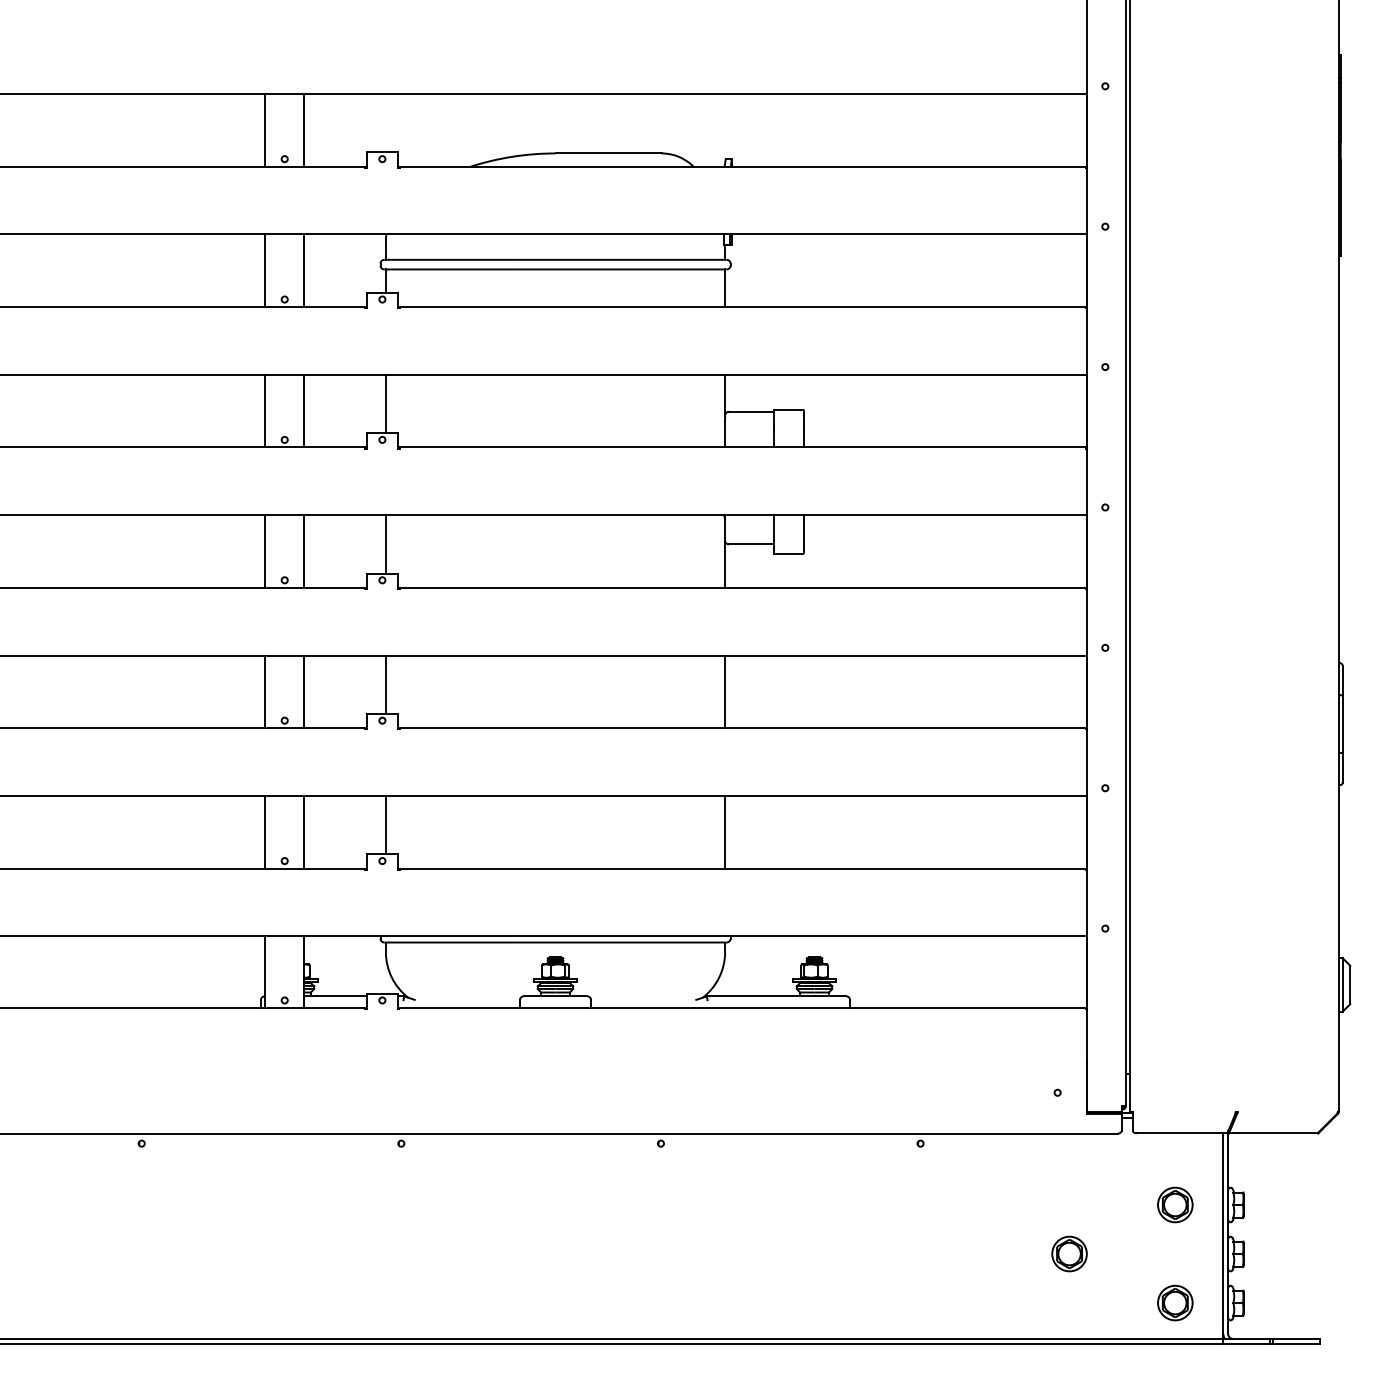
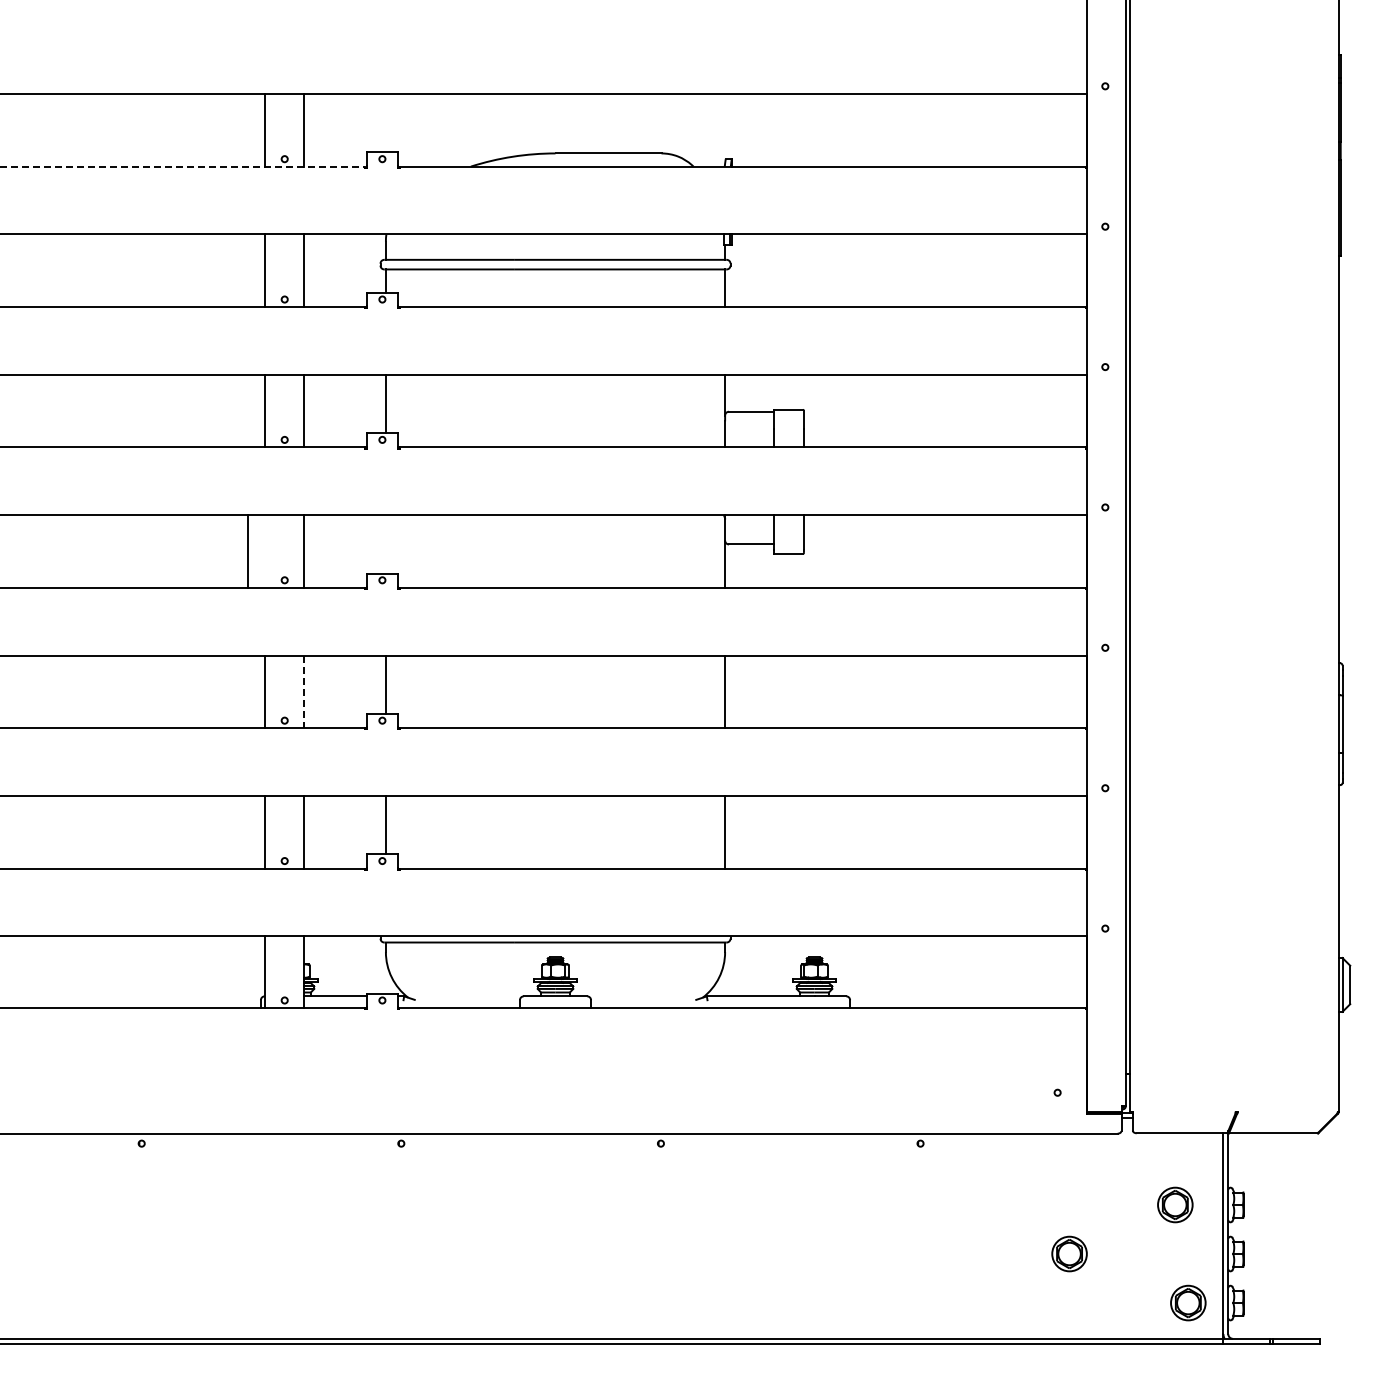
line: solid -> dashed (183, 166)
line: present -> none (385, 544)
line position: (265, 551) -> (248, 551) (248, 551)
line: solid -> dashed (303, 692)
part position: (1175, 1302) -> (1188, 1302) (1188, 1302)
